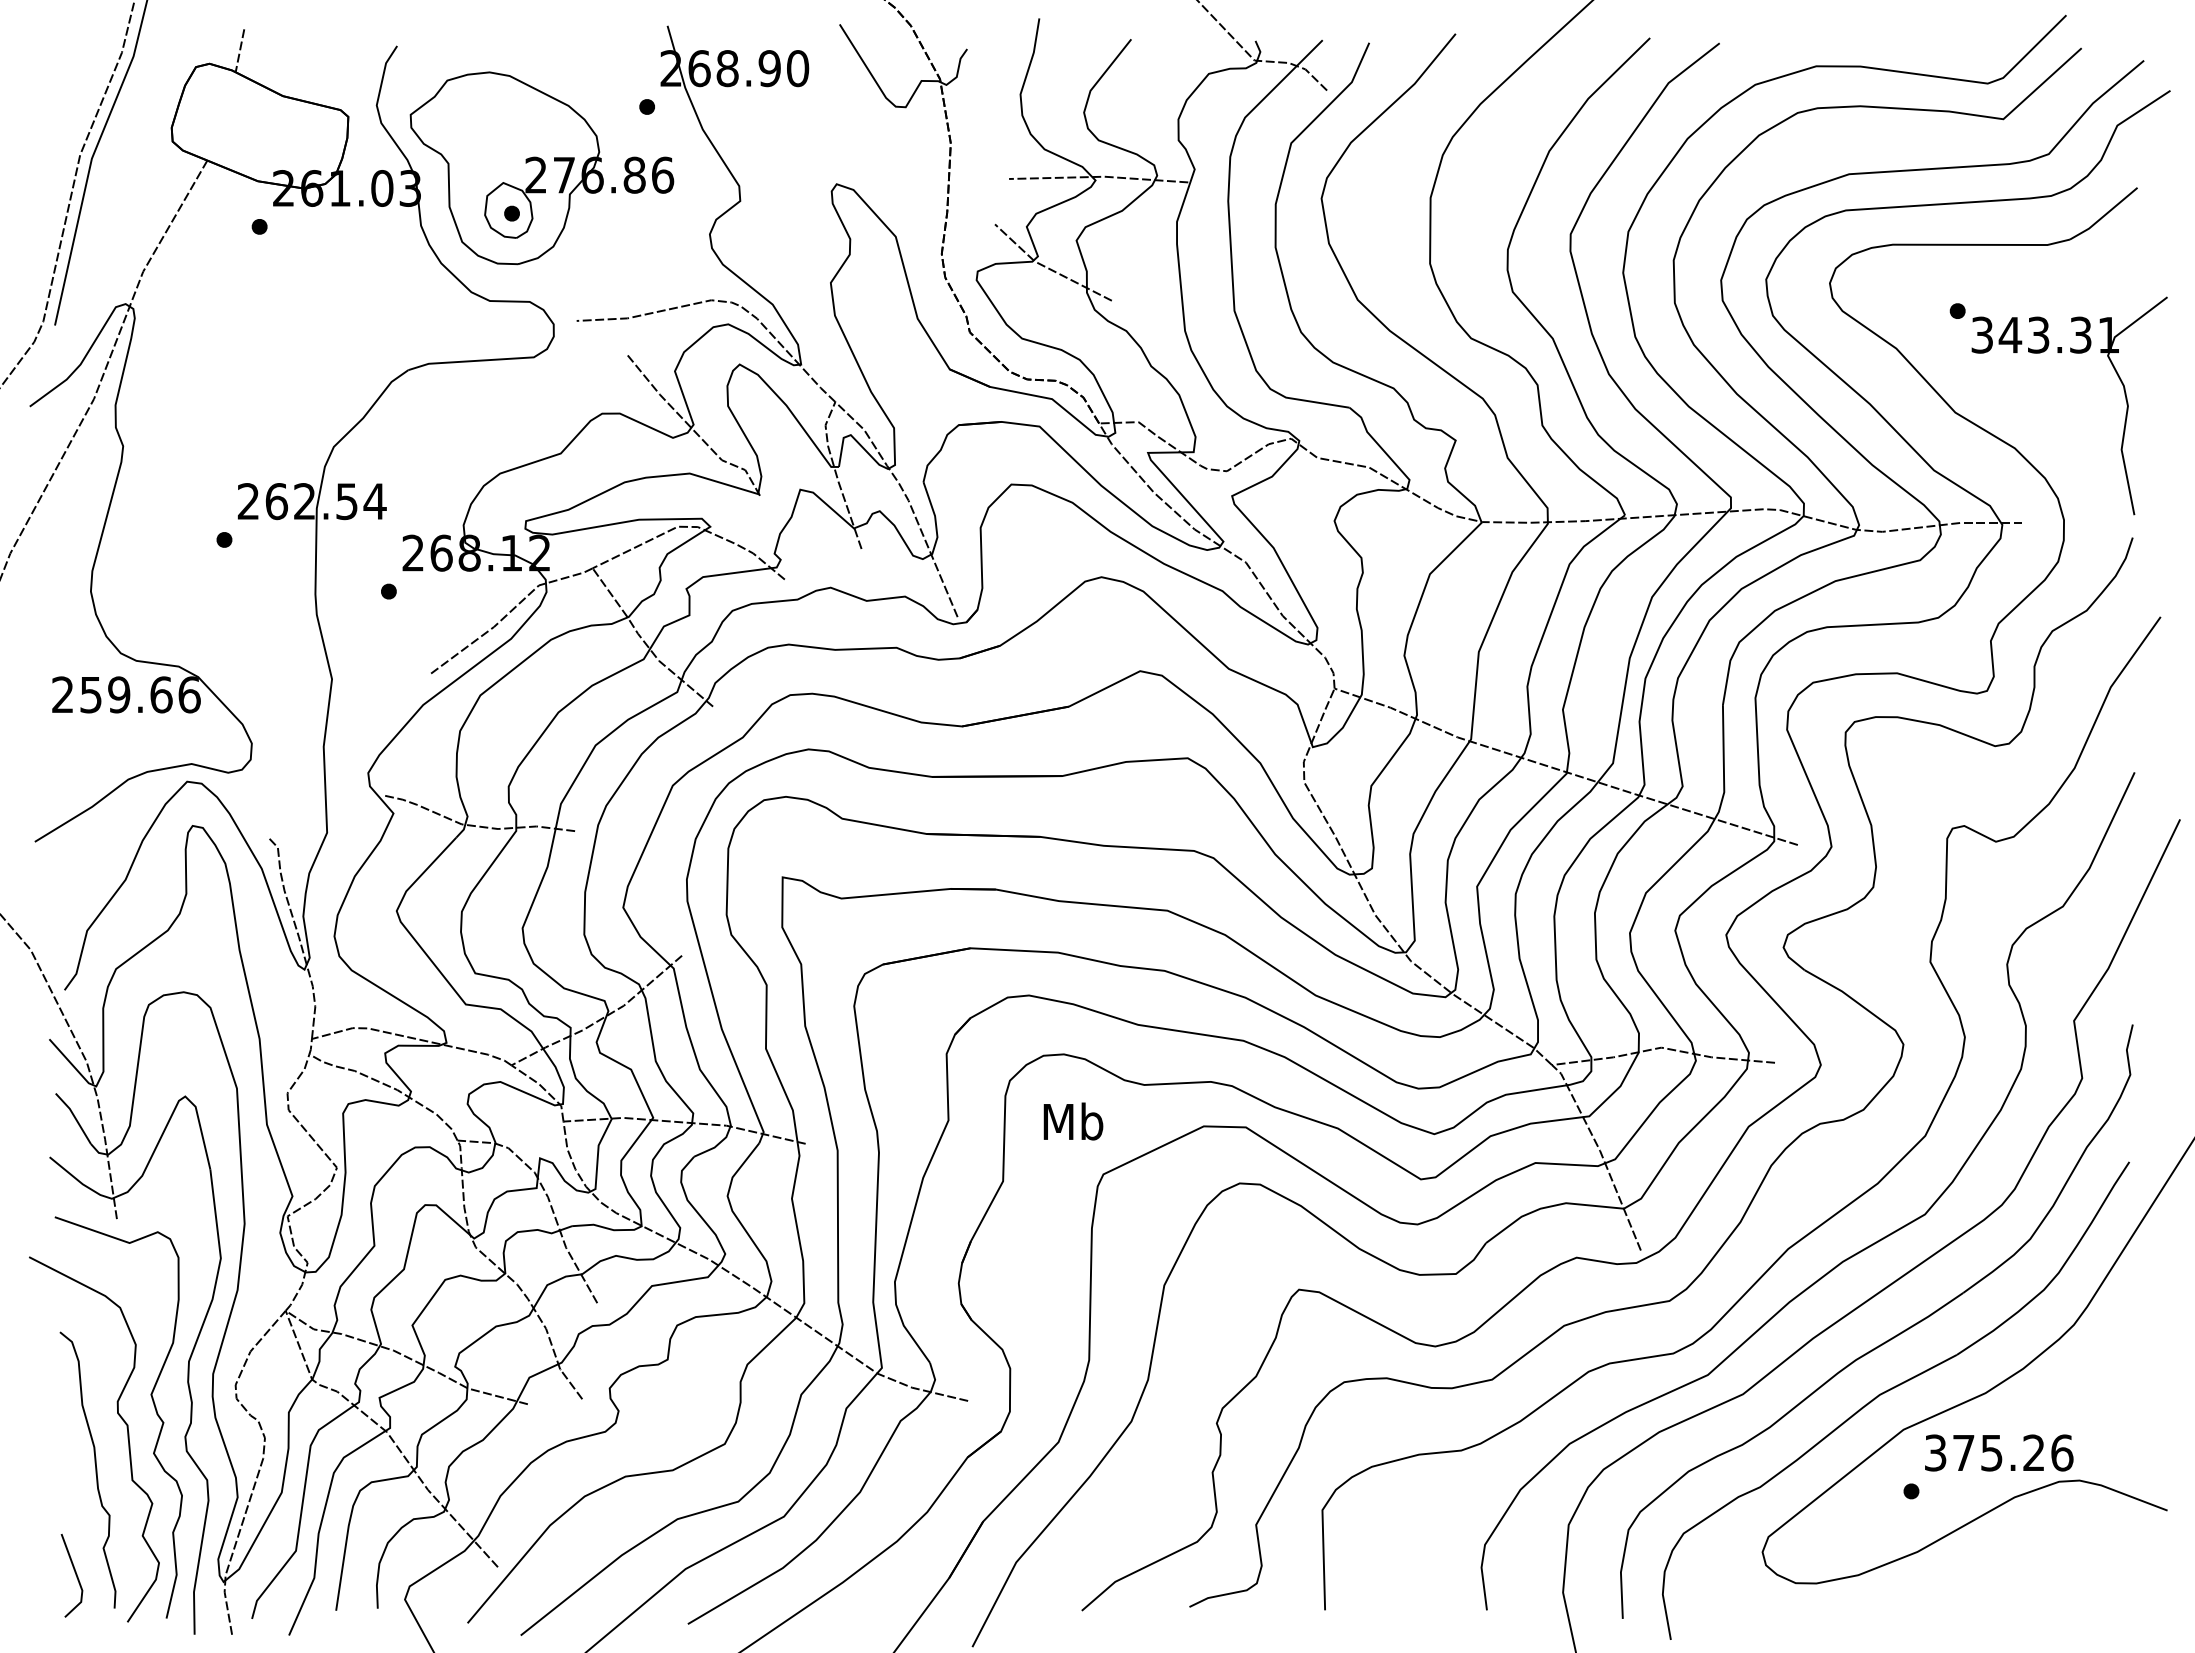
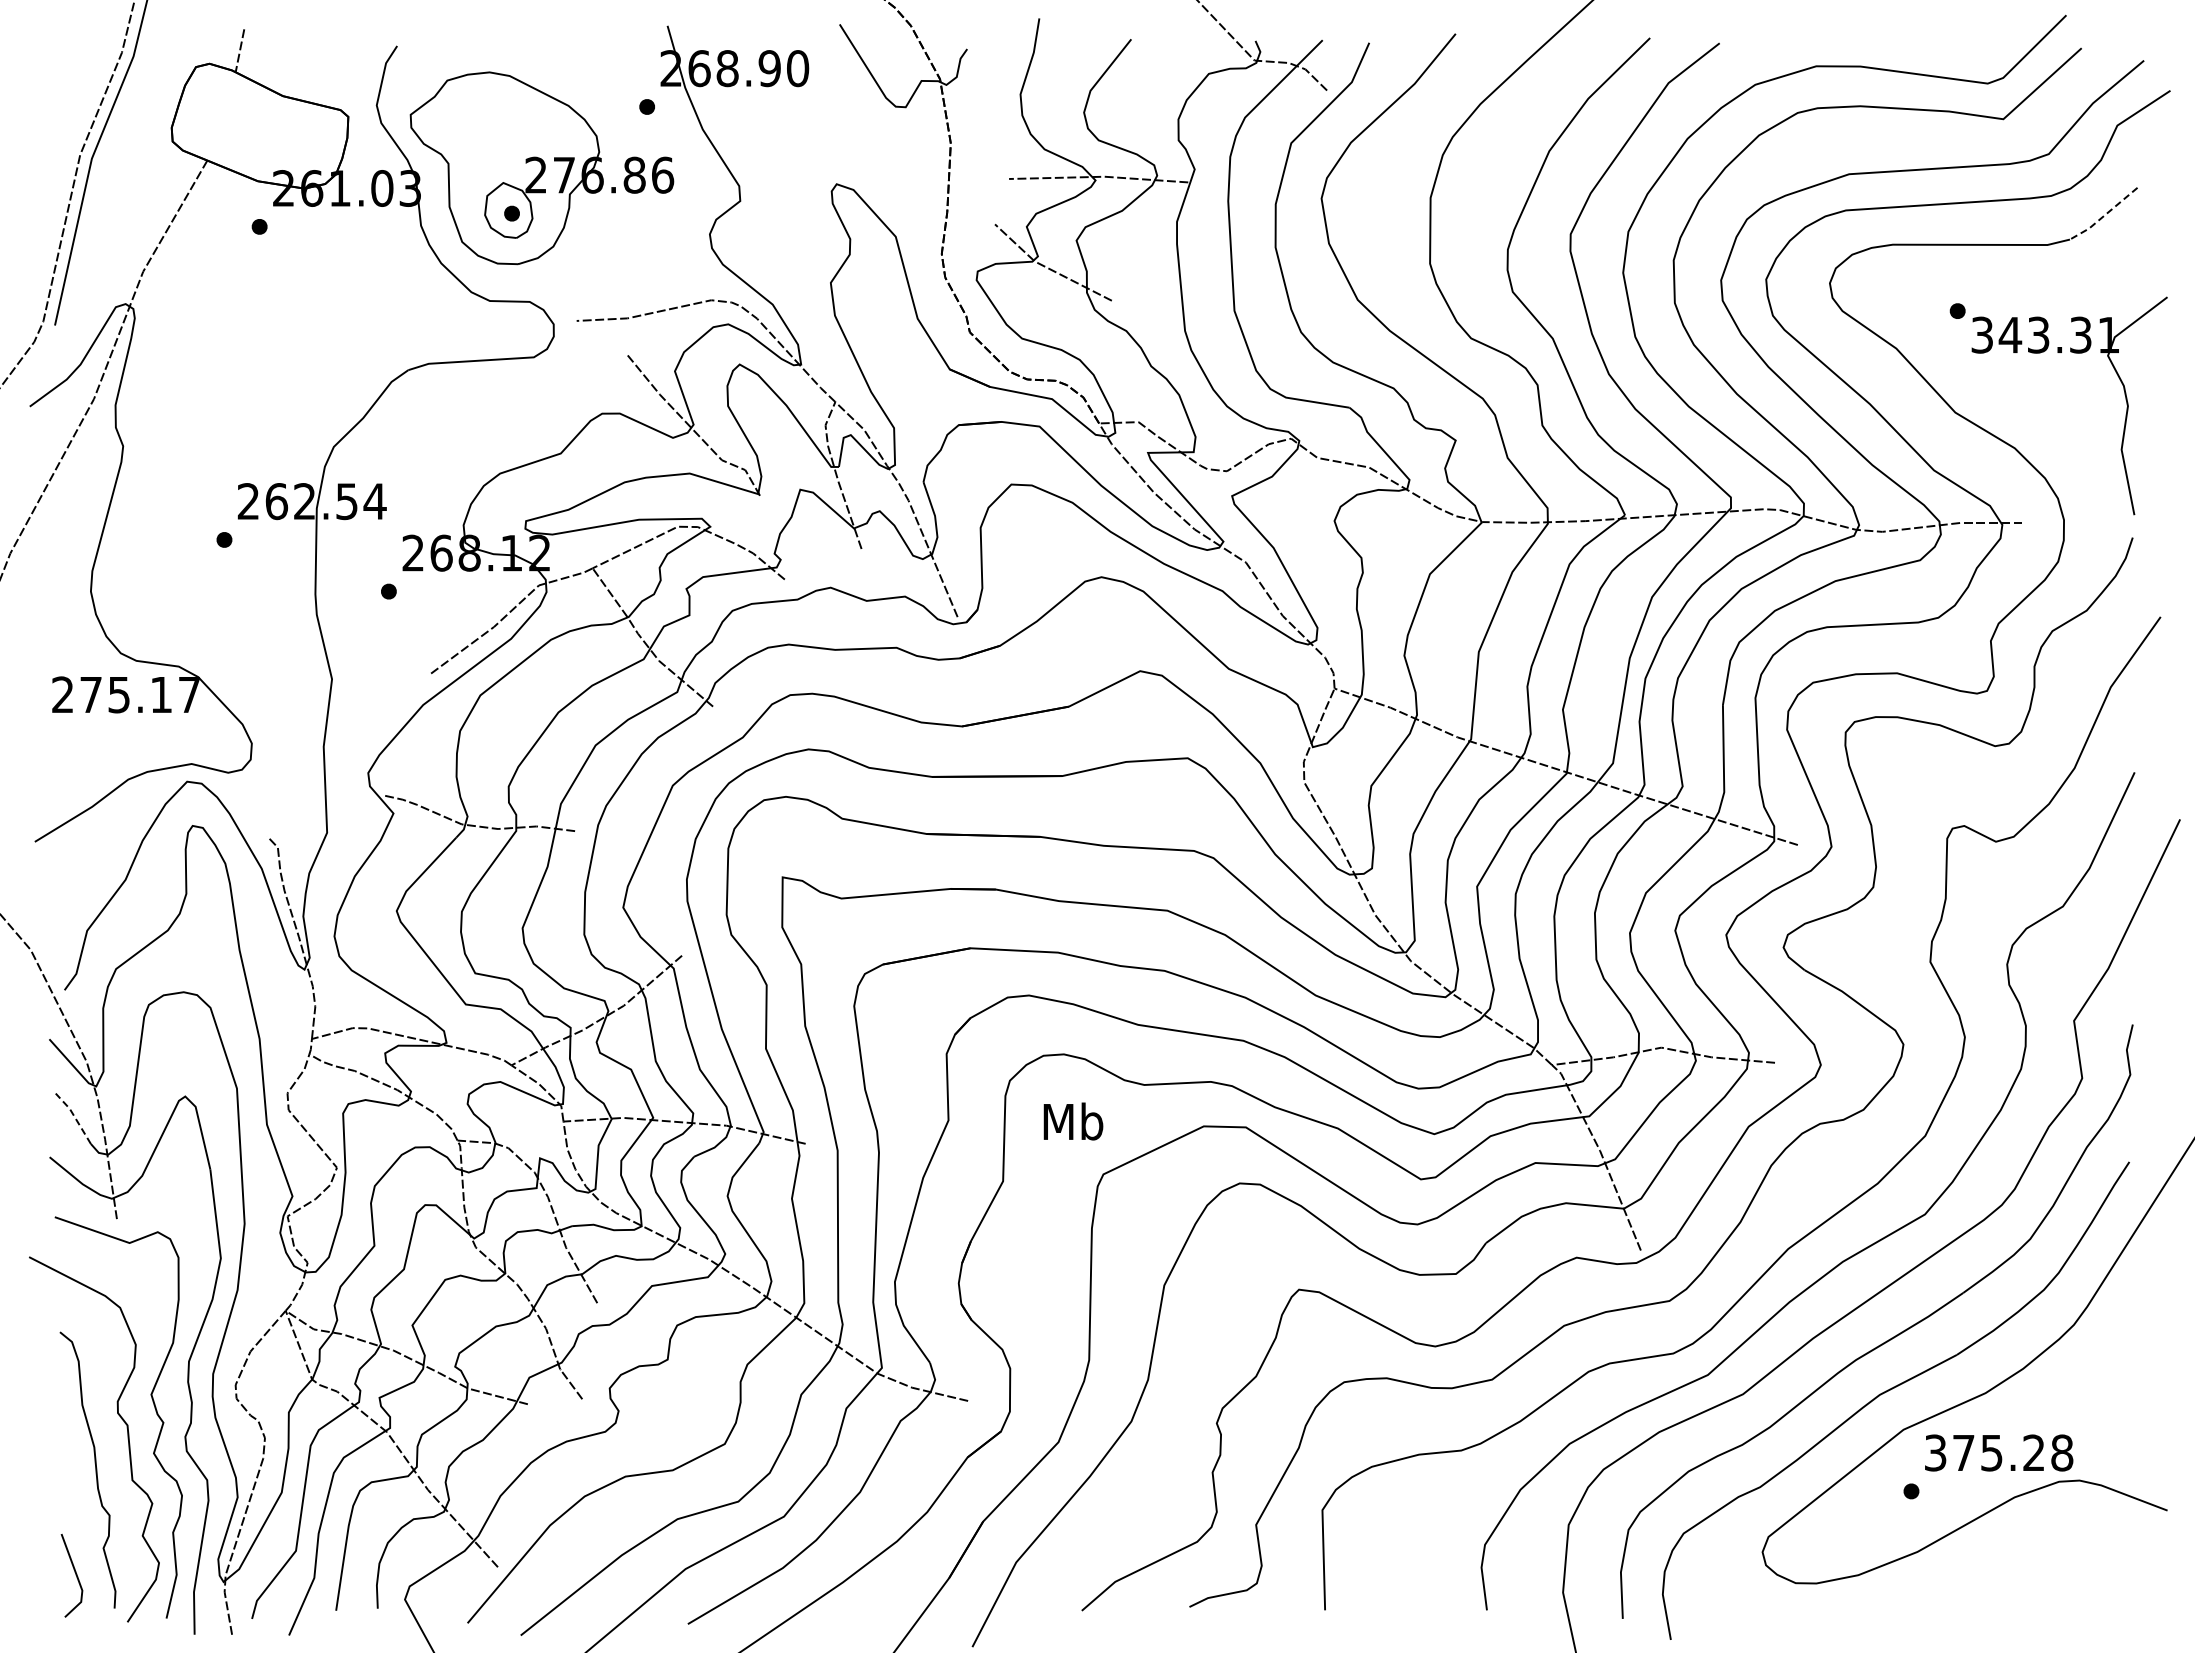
line: solid -> dashed (2104, 215)
text: 259.66 -> 275.17 (140, 694)
line: solid -> dashed (74, 1116)
text: 375.26 -> 375.28 (2062, 1452)
